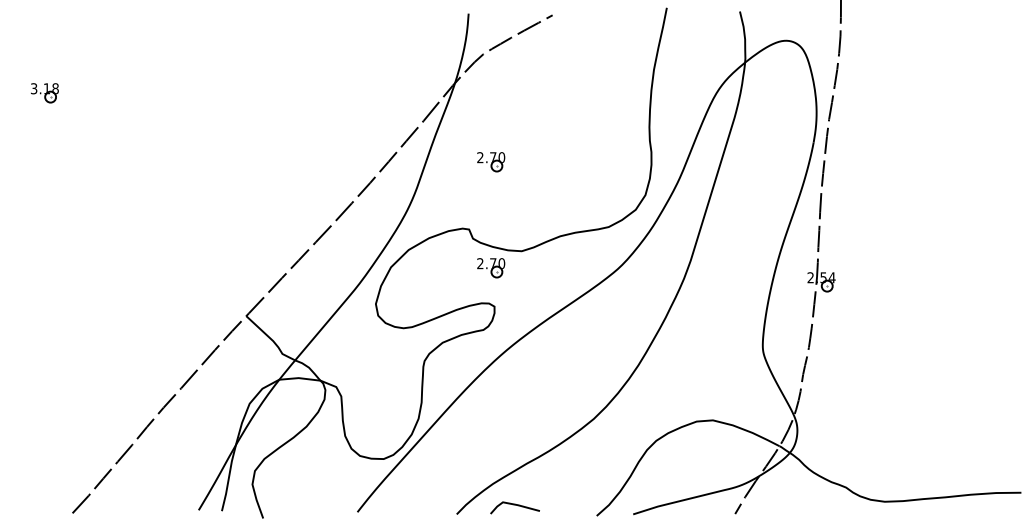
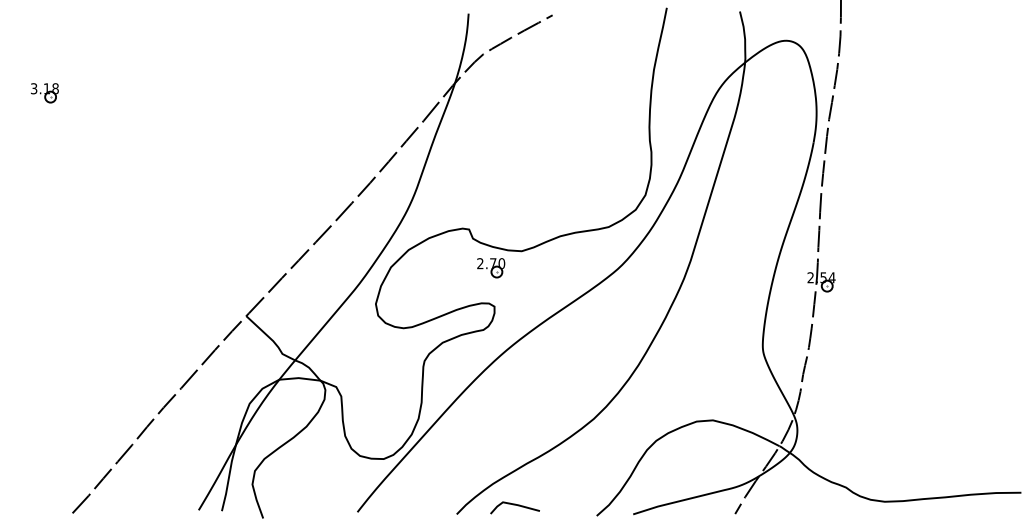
part: present -> none (491, 162)
